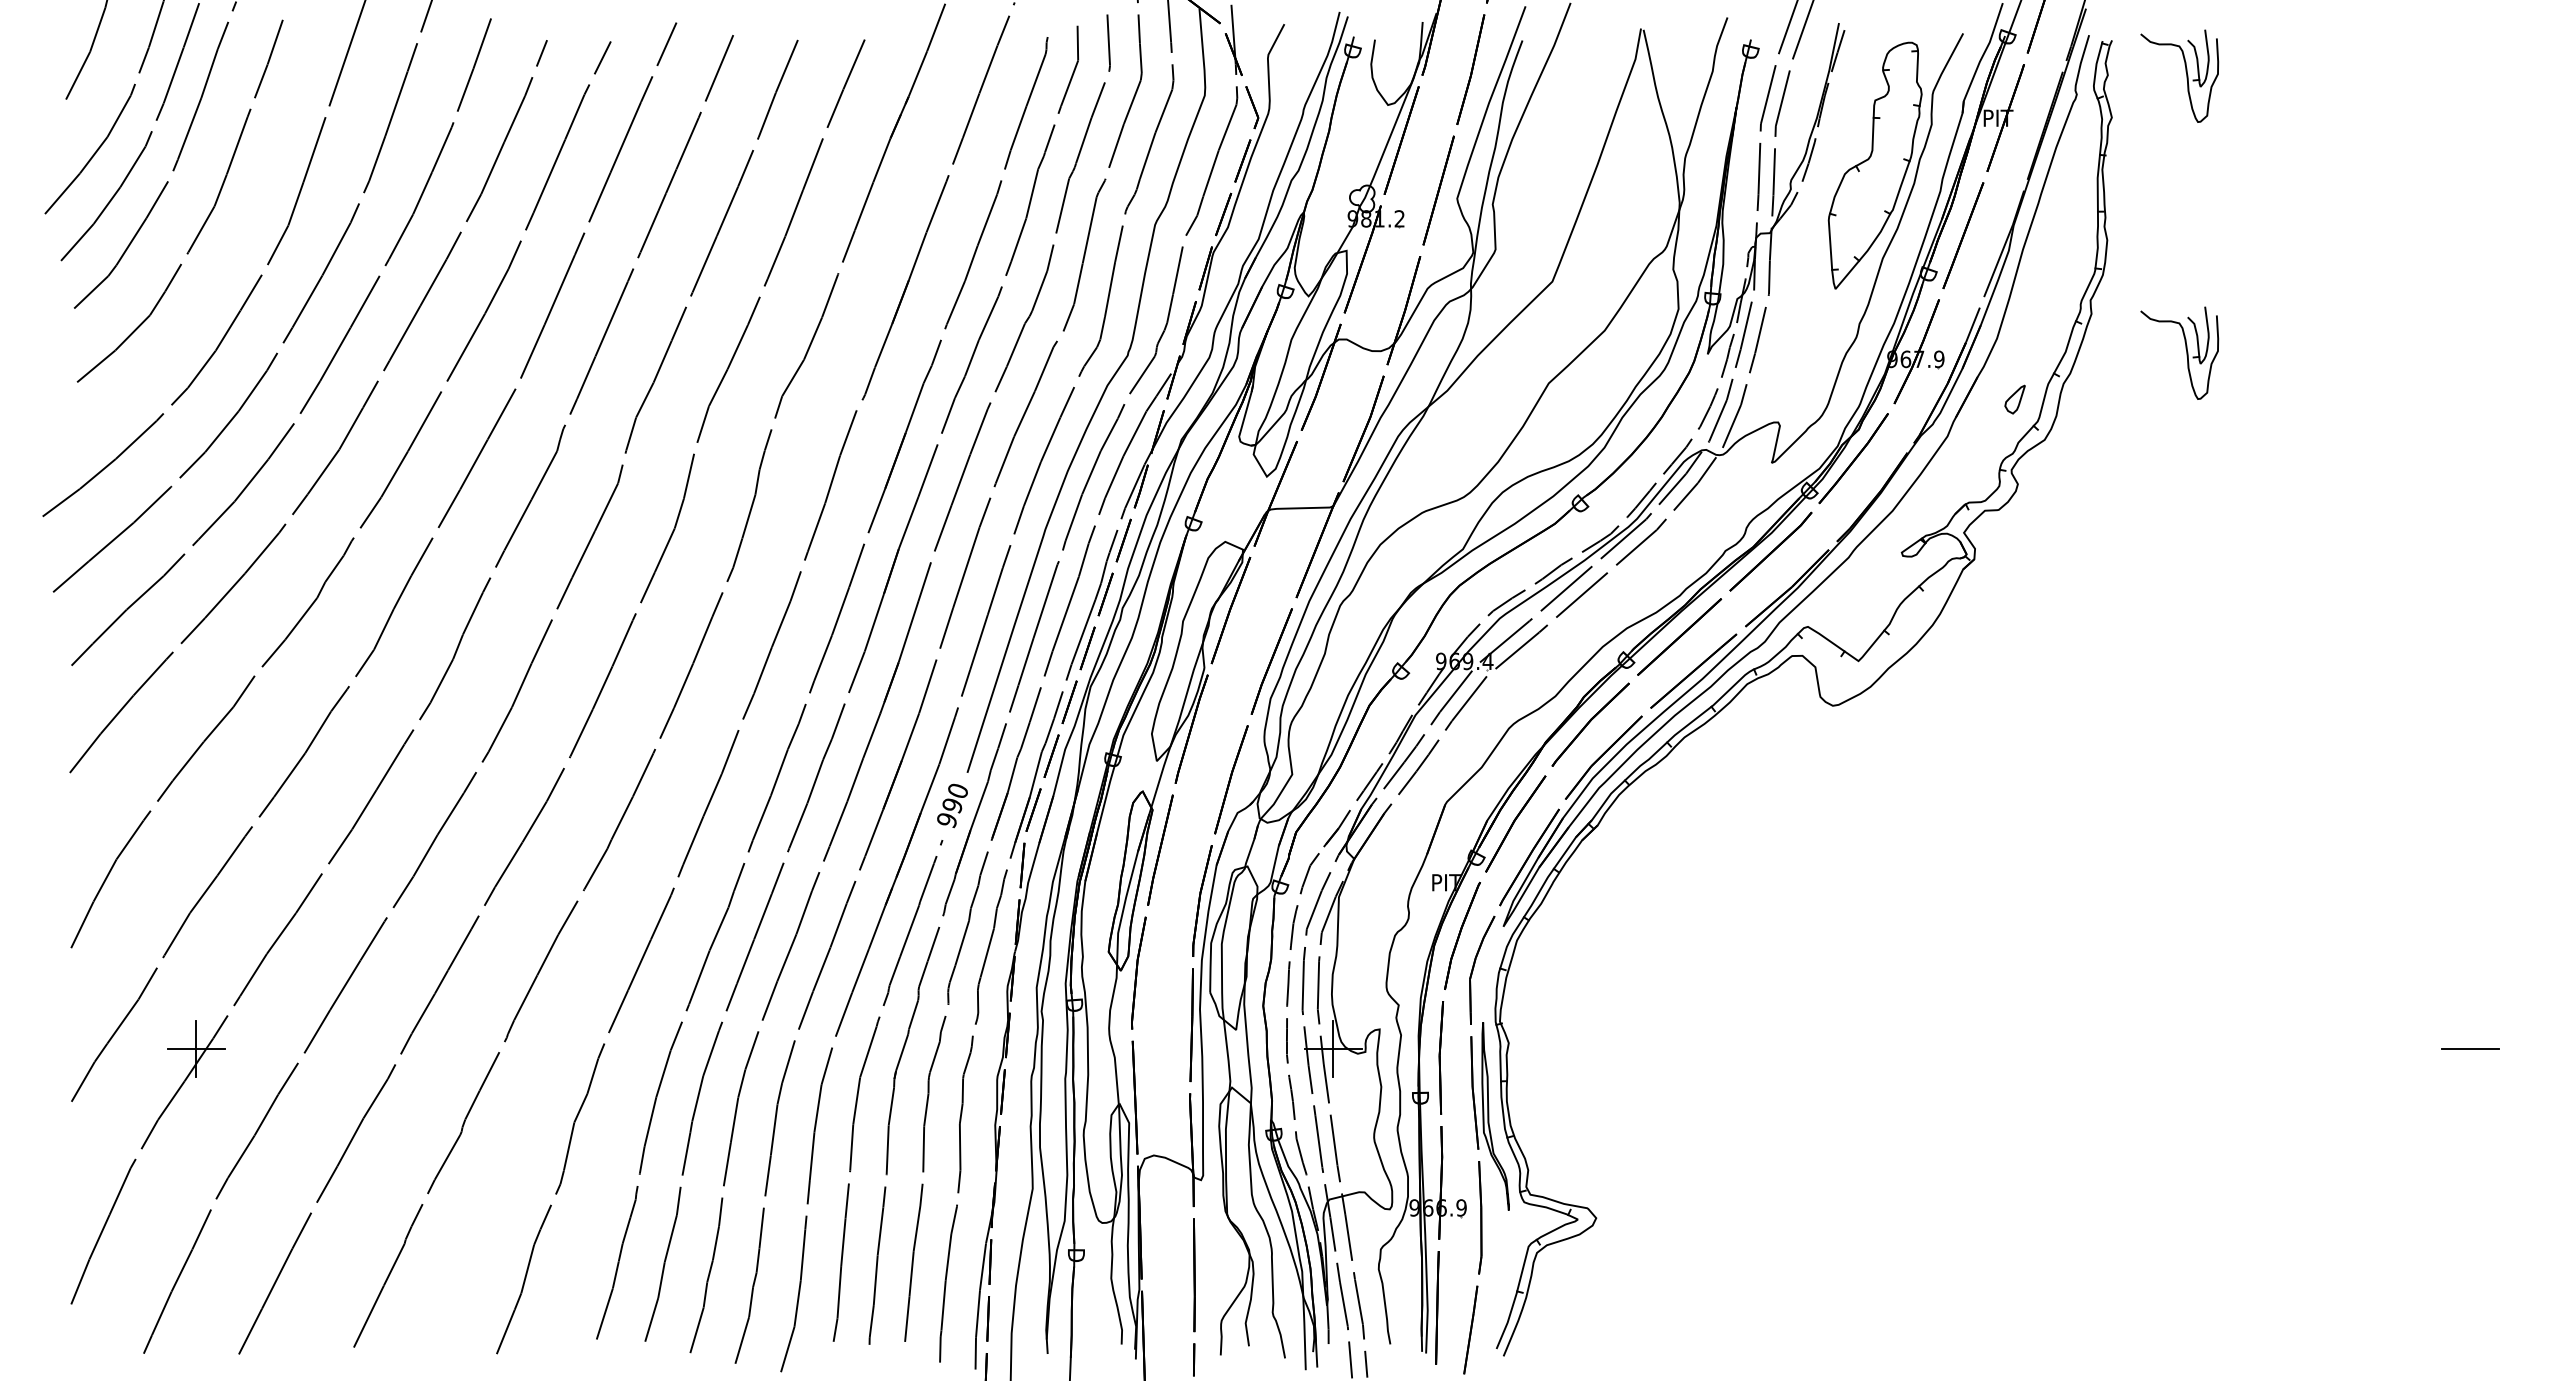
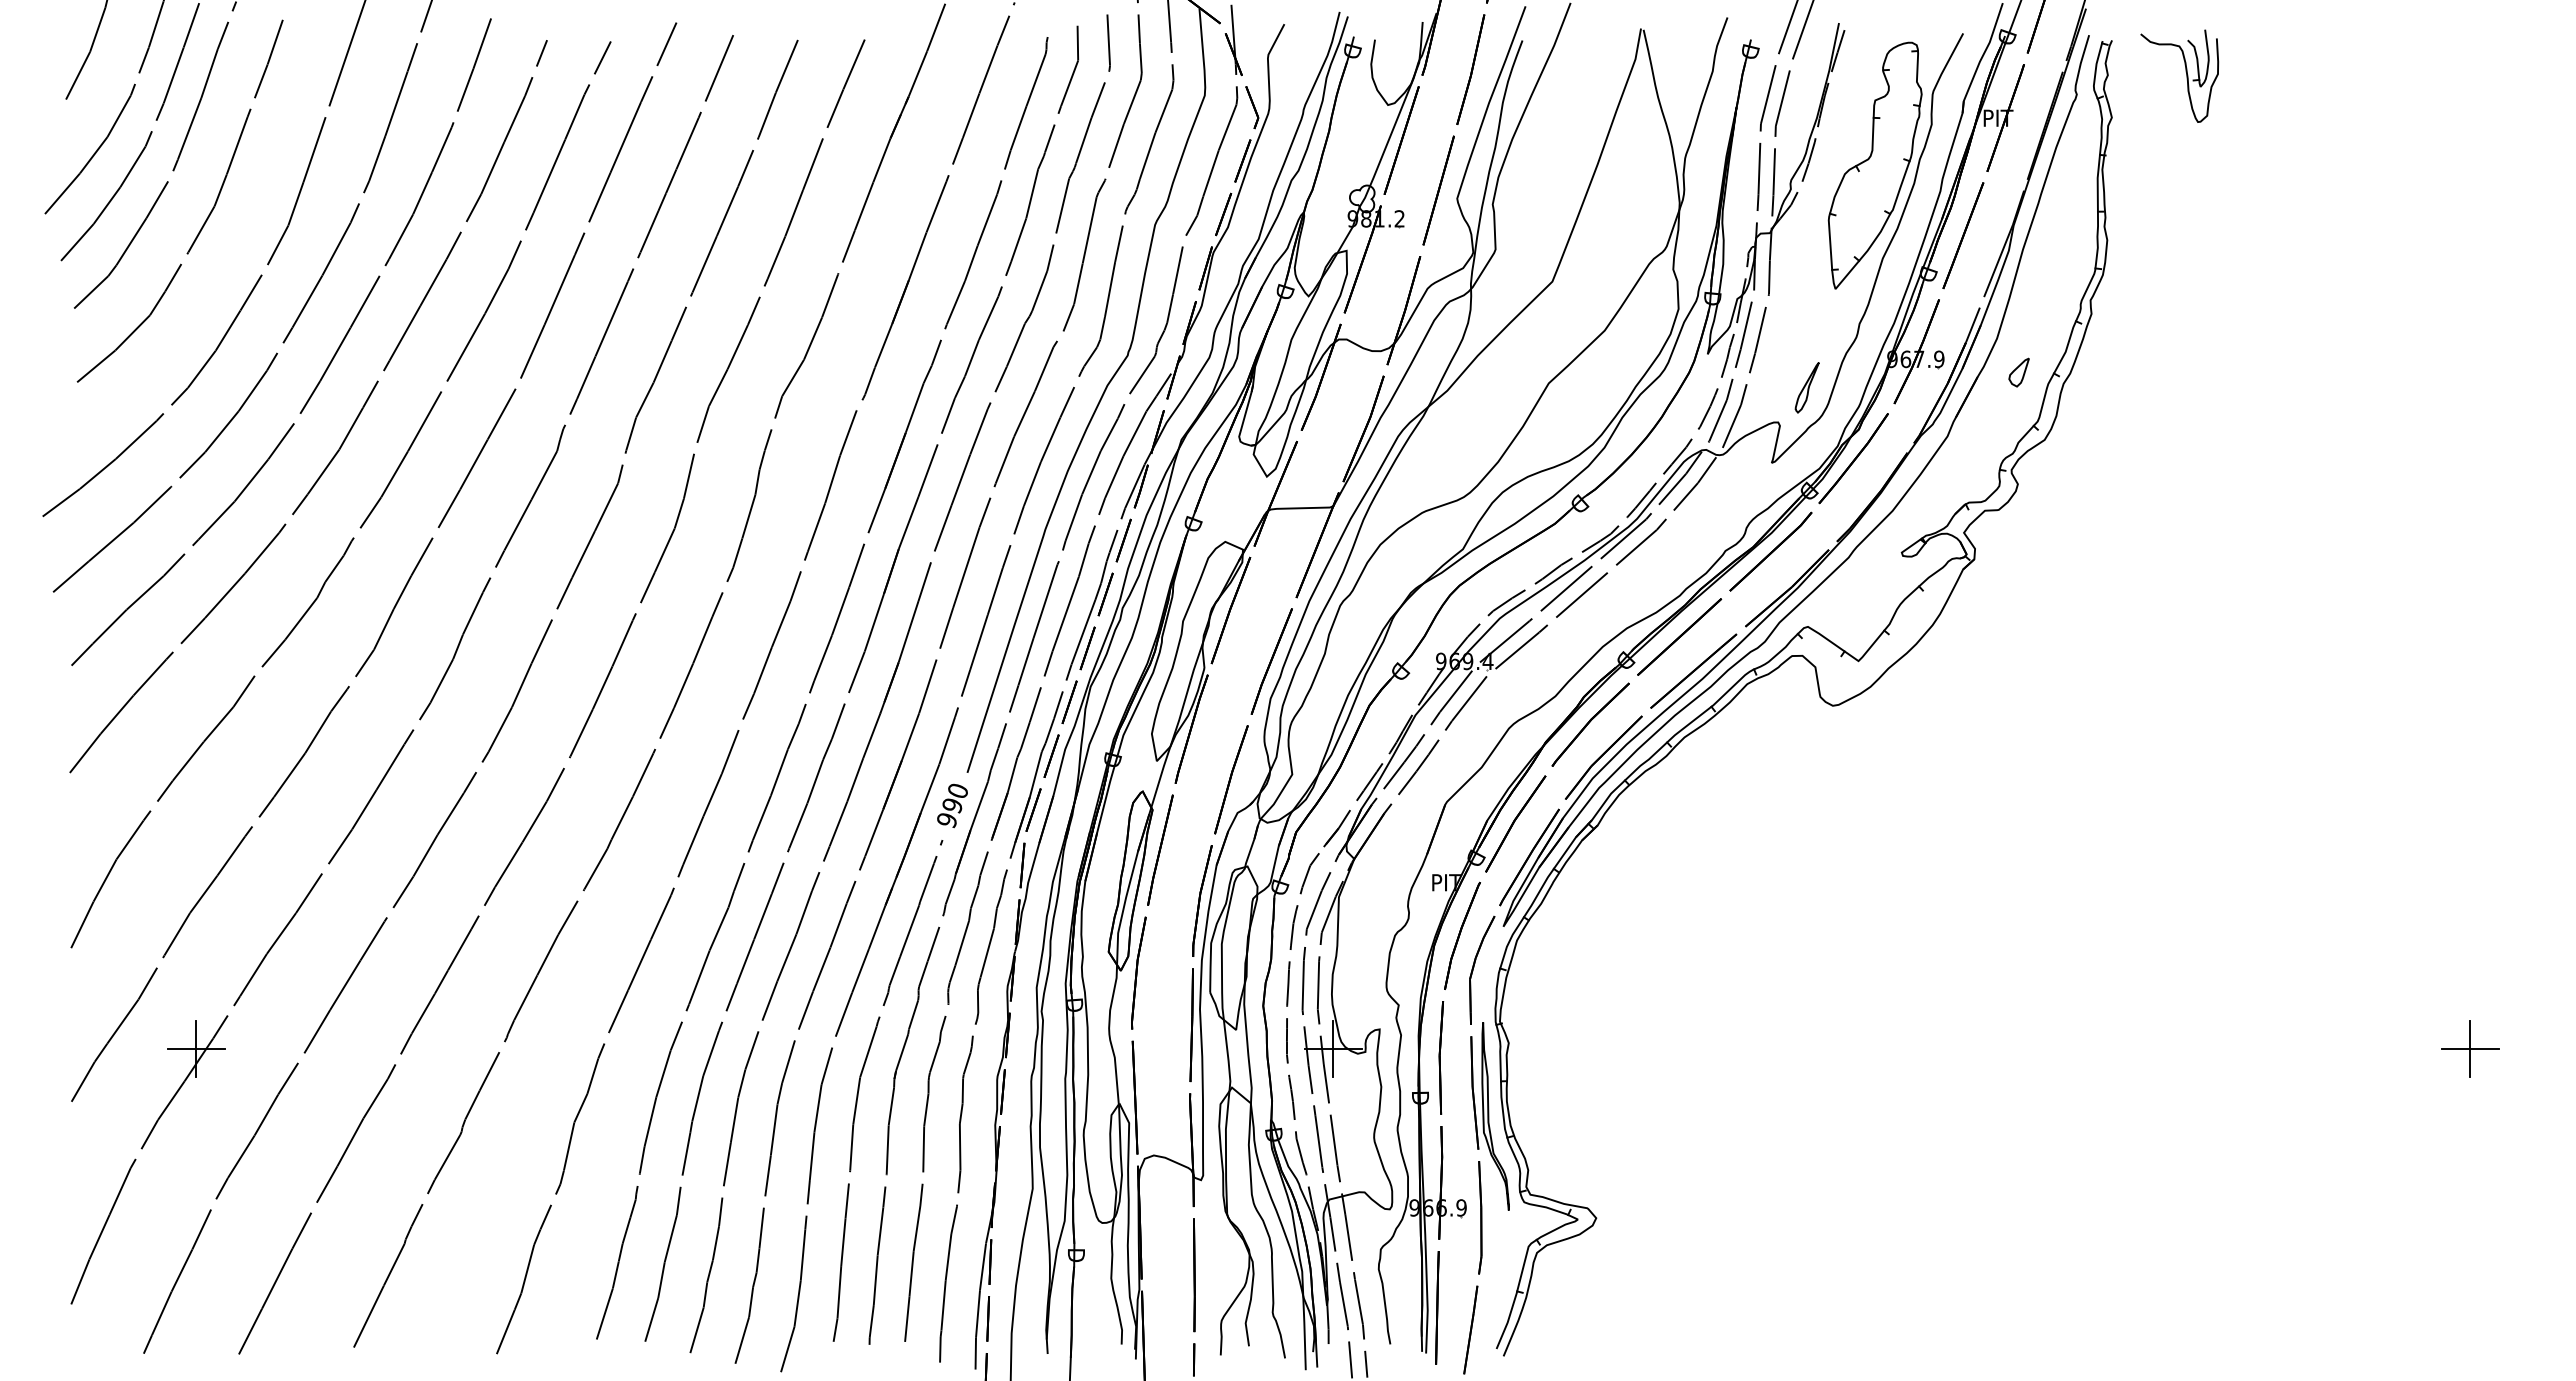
part: present -> none (2186, 352)
part: none -> present (1806, 387)
part position: (2014, 399) -> (2018, 372) (2018, 372)
line: none -> present (2470, 1048)
